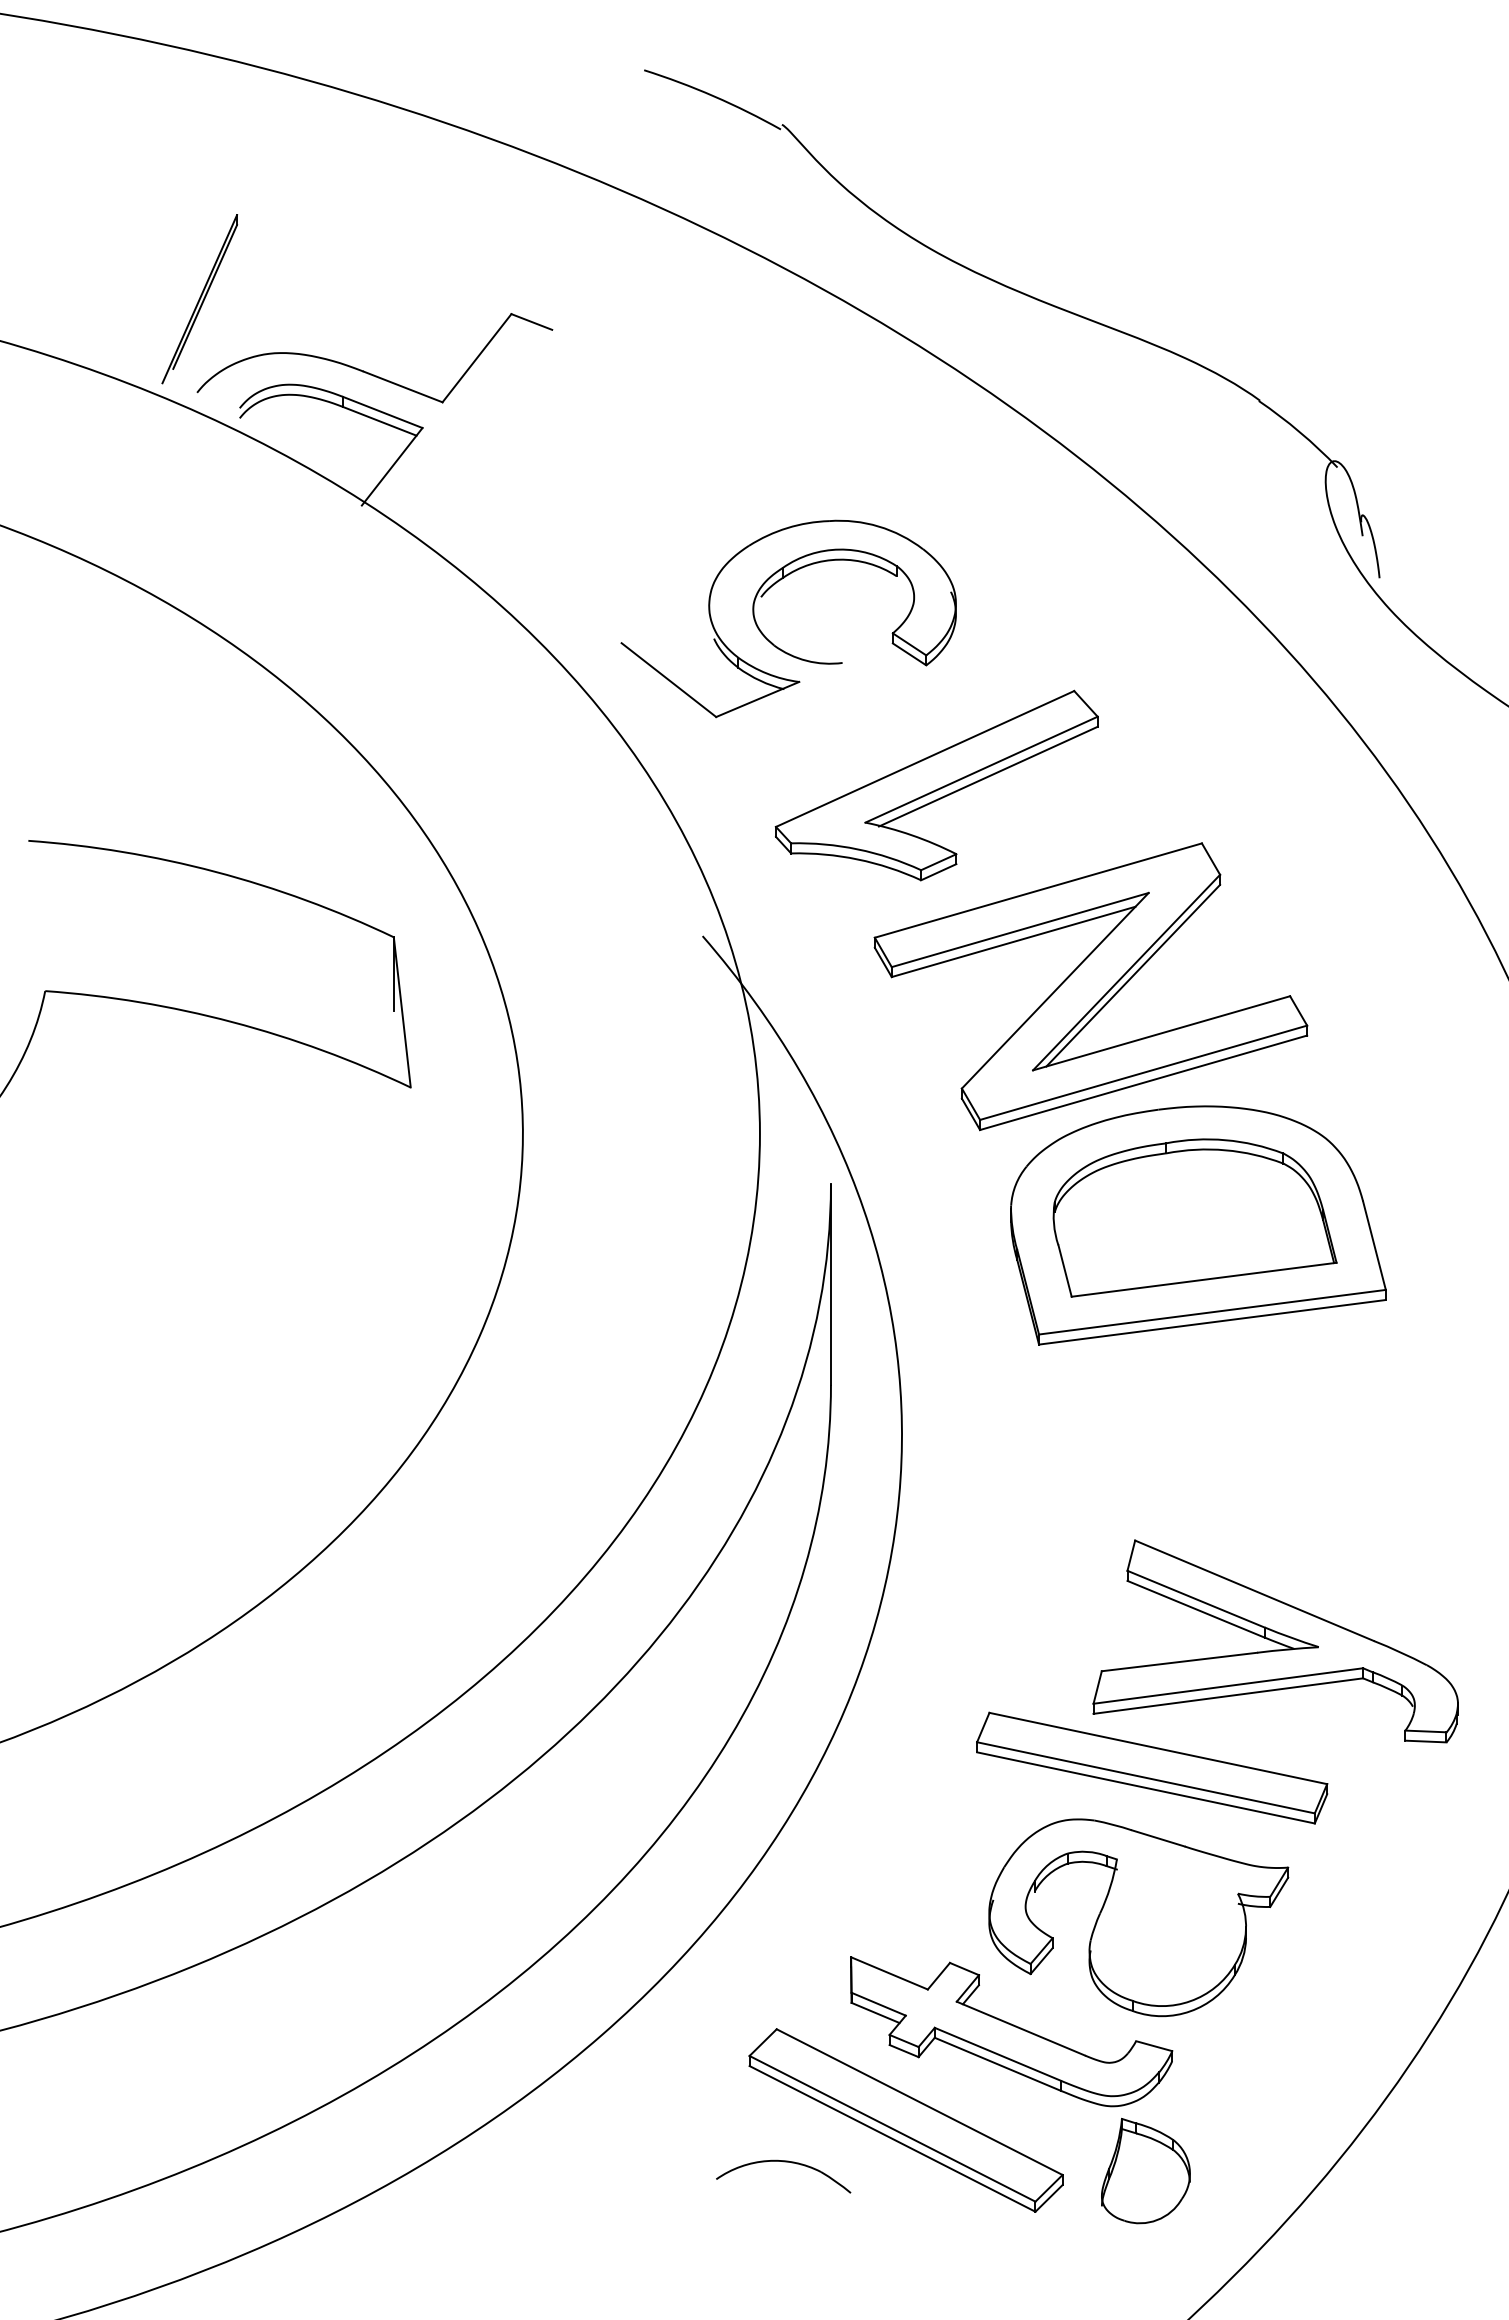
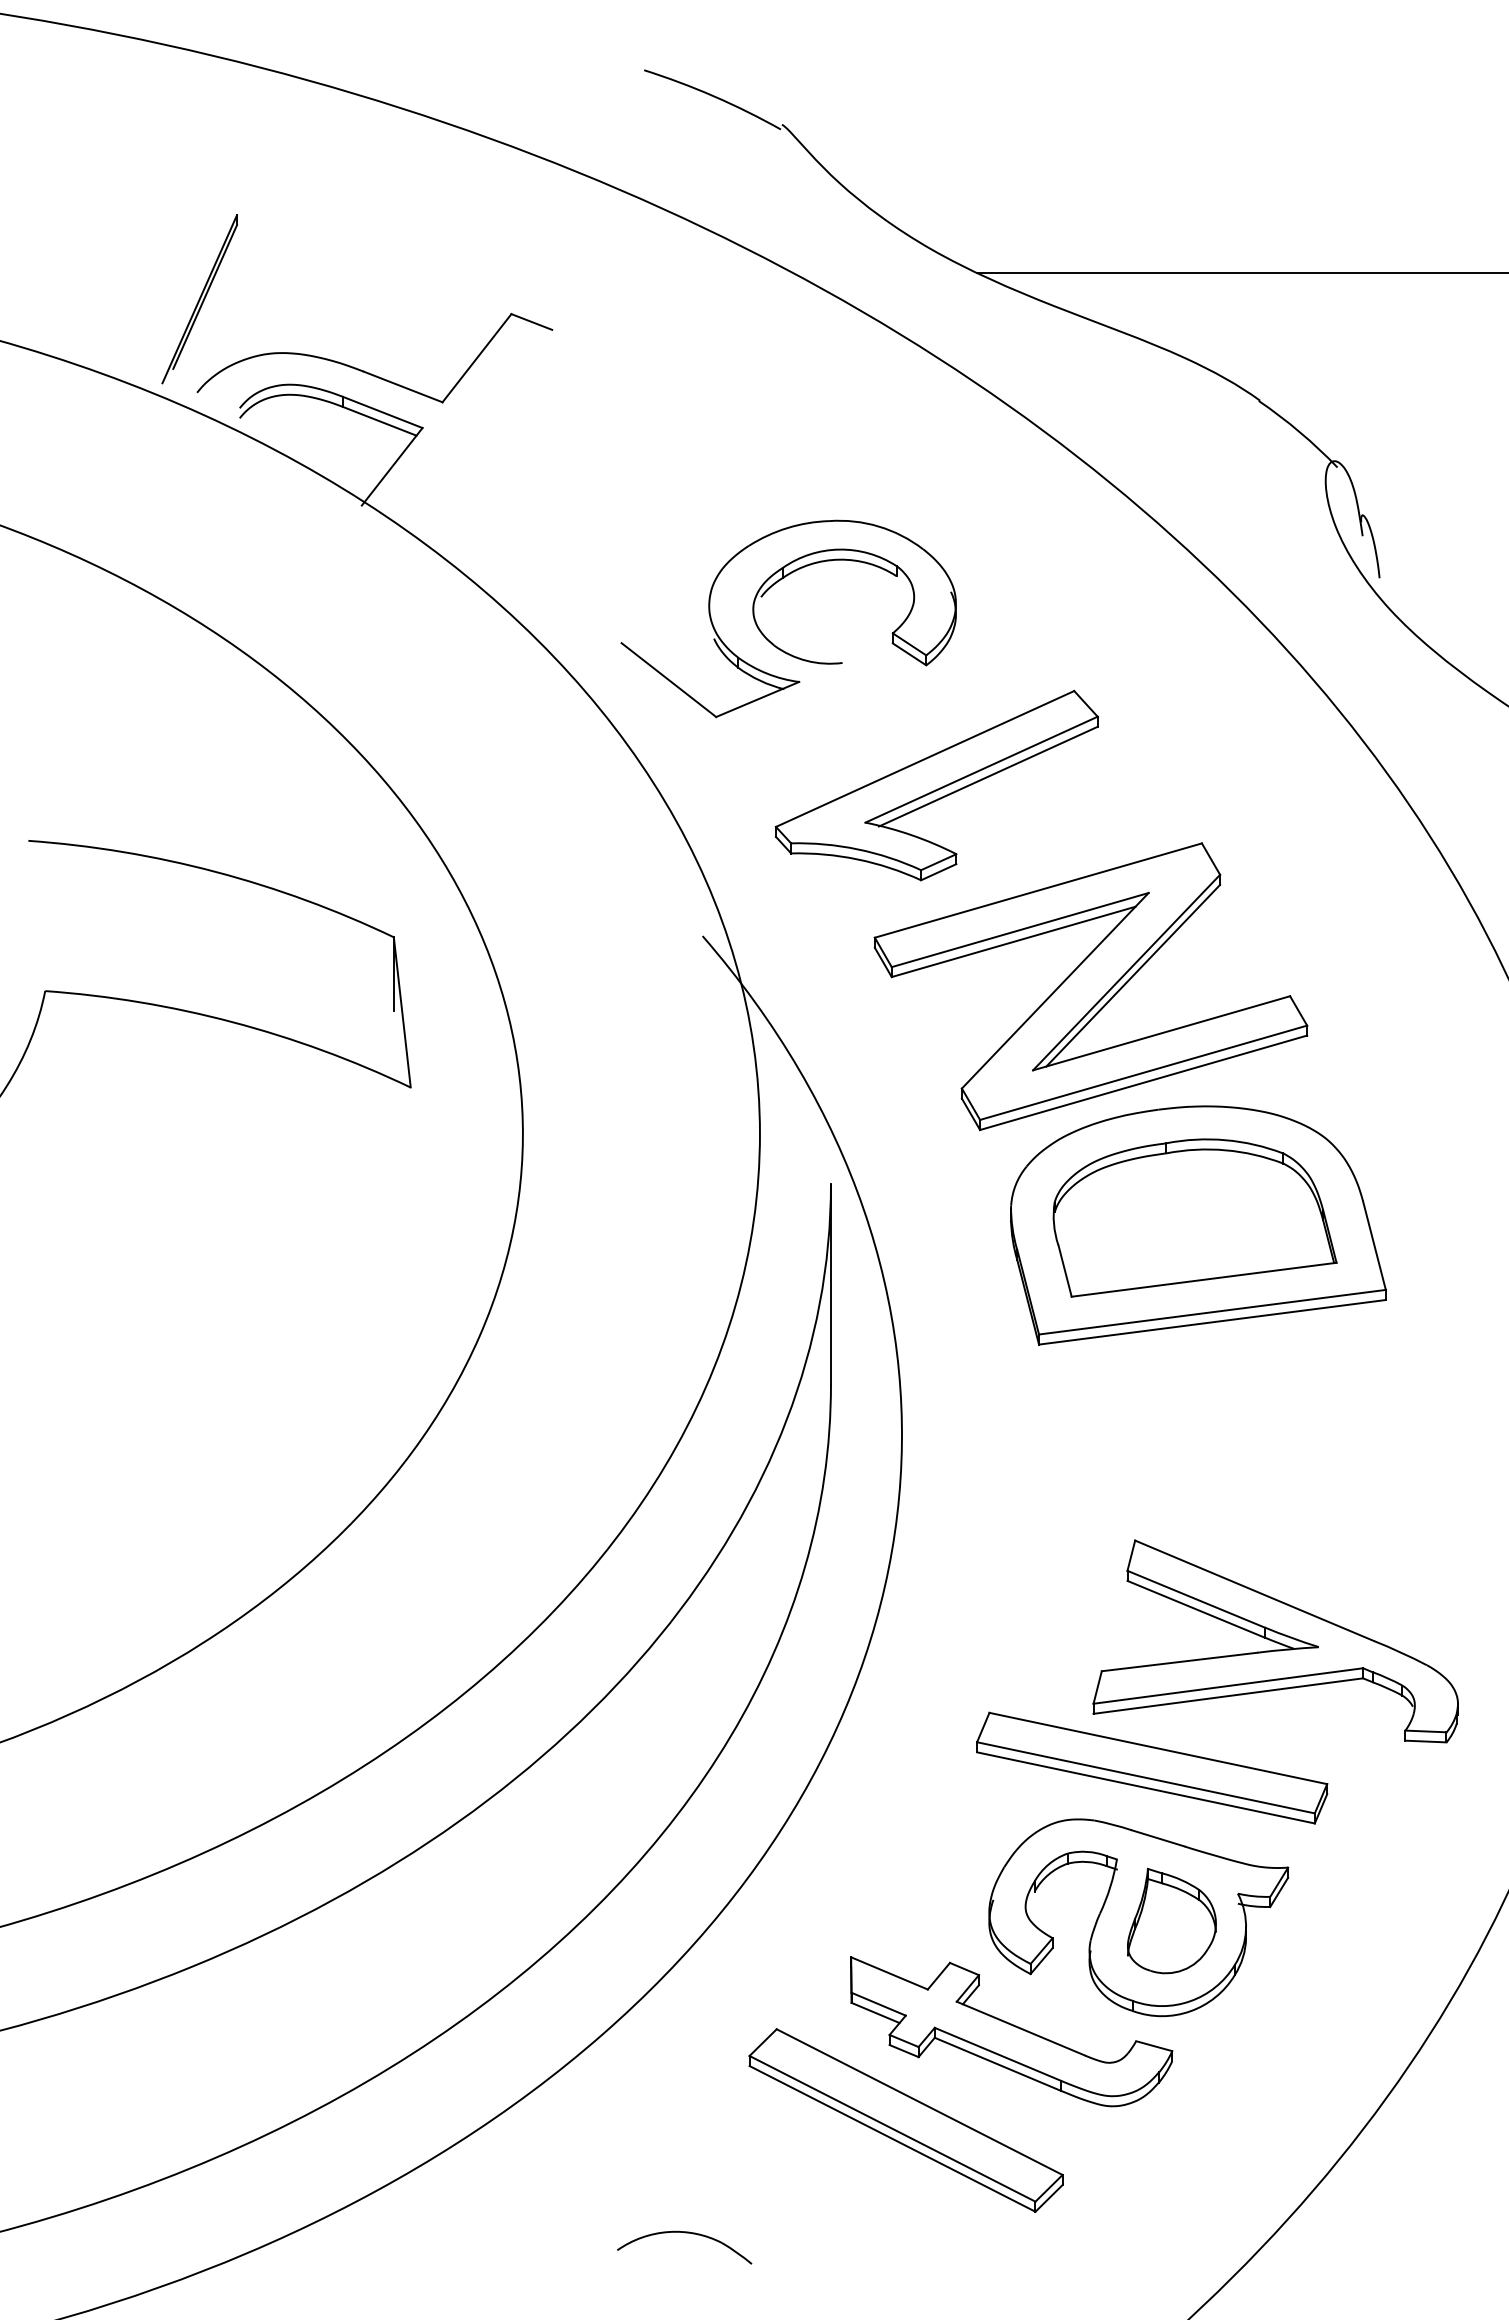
line: none -> present (1241, 272)
part position: (783, 2162) -> (684, 2233) (684, 2233)
part position: (1145, 2170) -> (1171, 1920) (1171, 1920)
